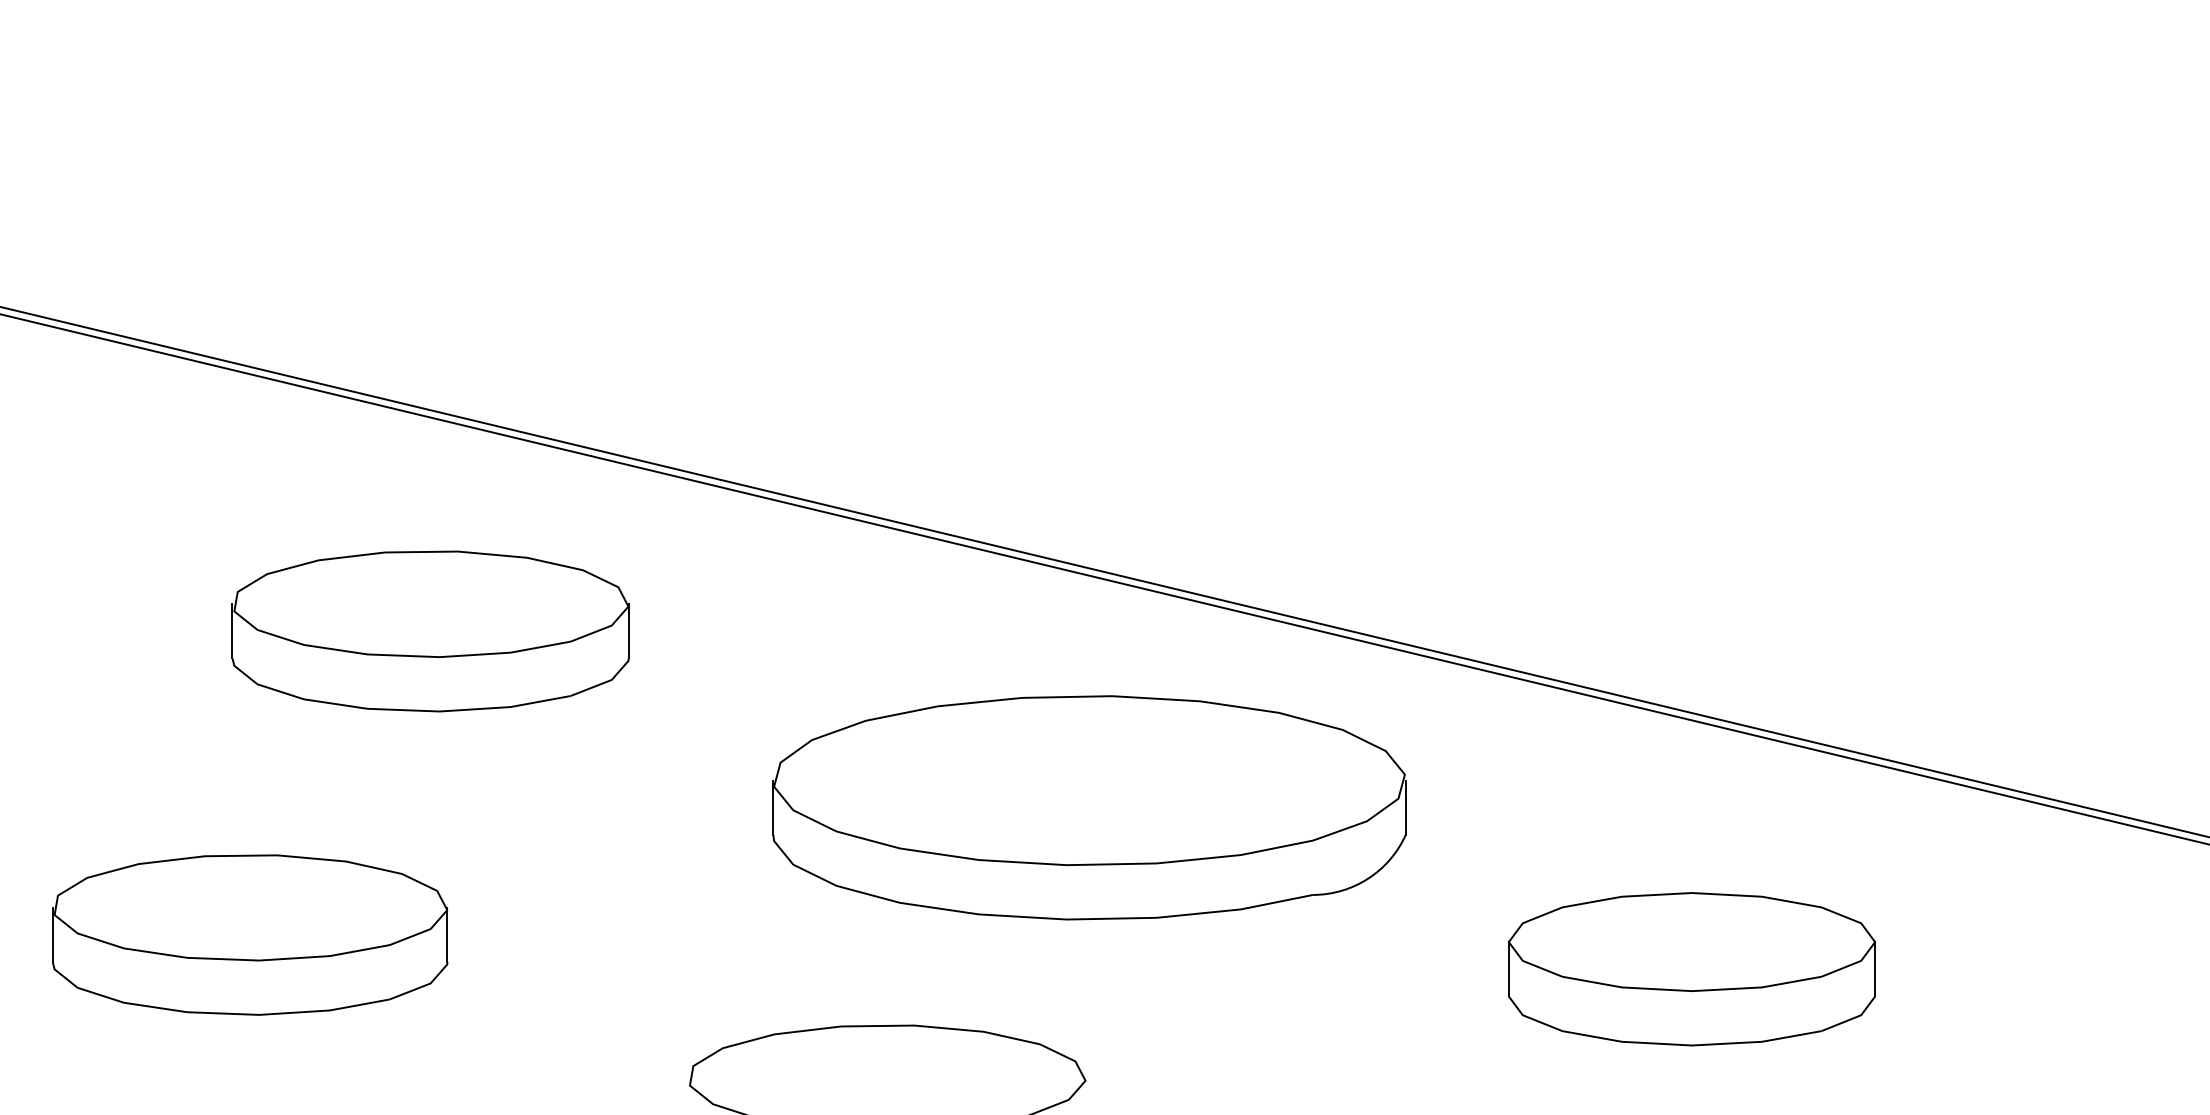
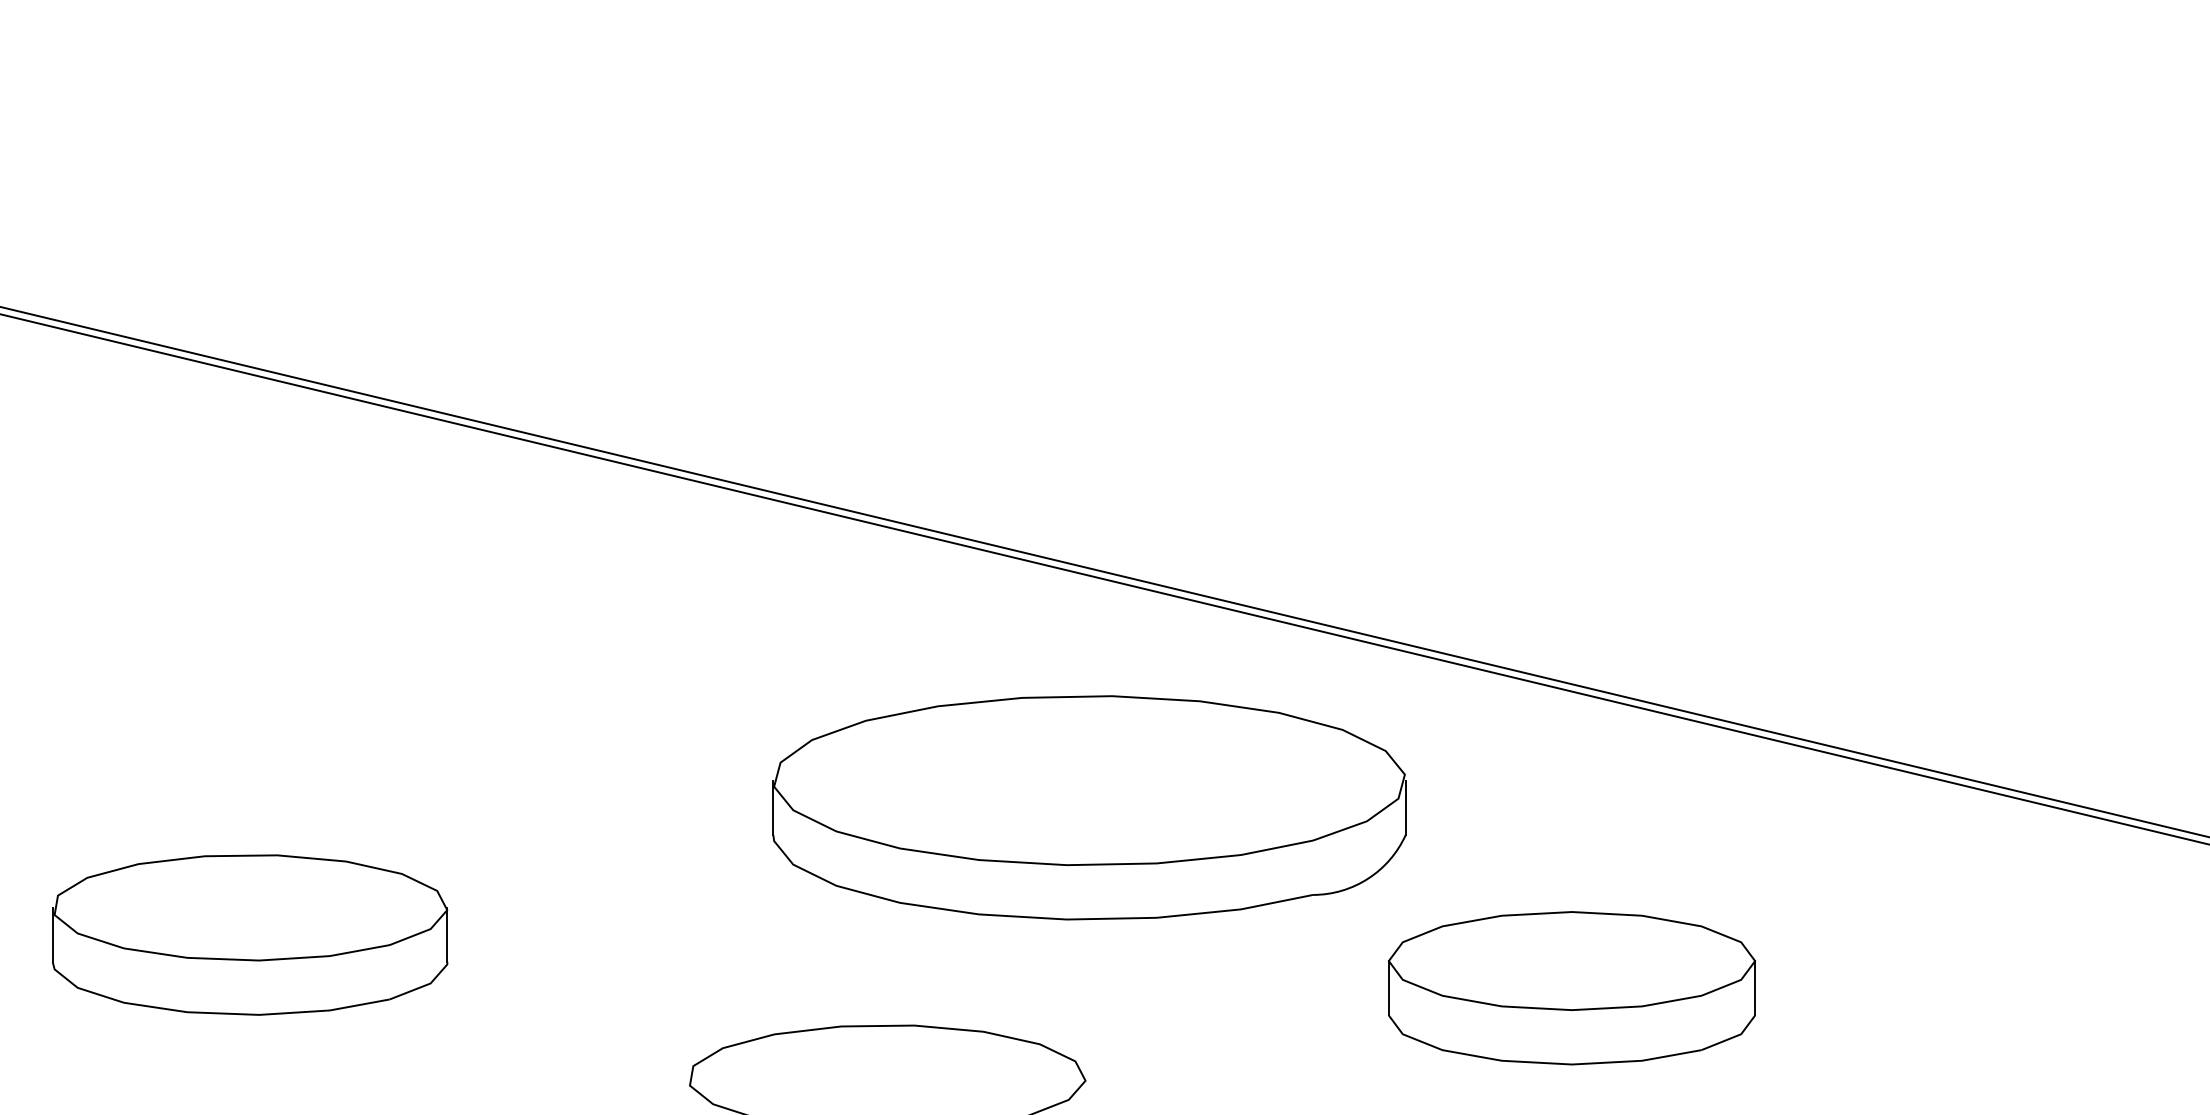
part: present -> none (430, 631)
part position: (1691, 969) -> (1571, 988) (1571, 988)
